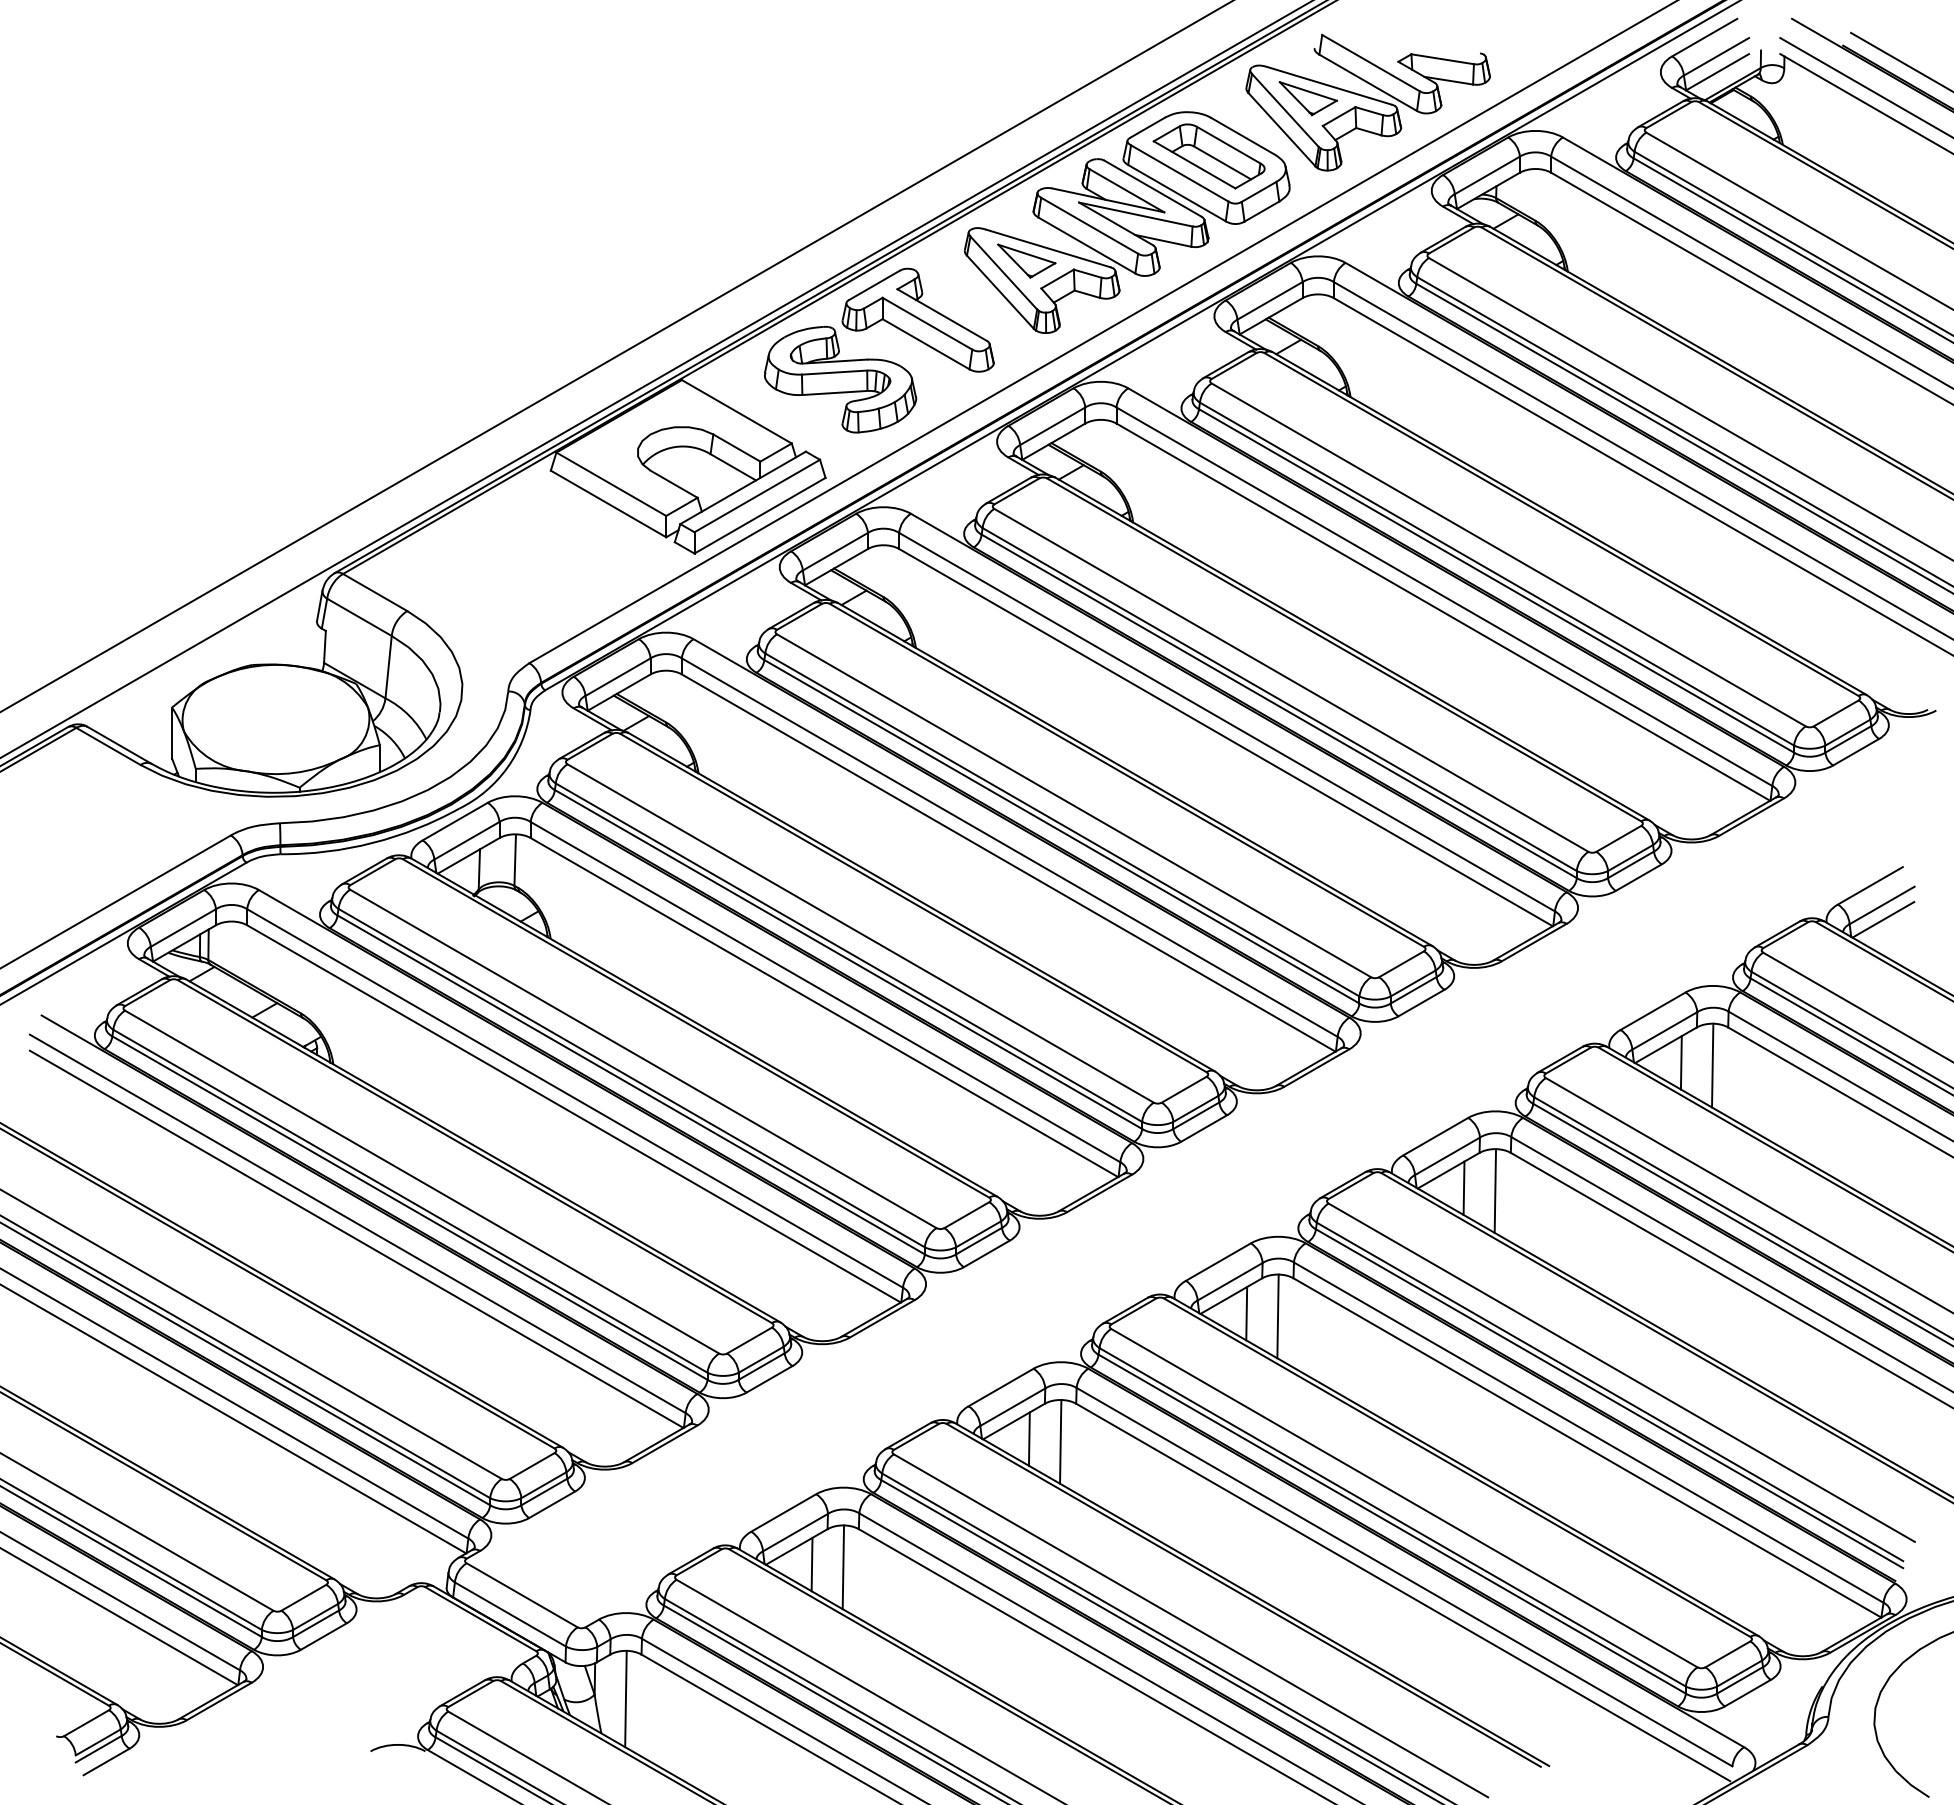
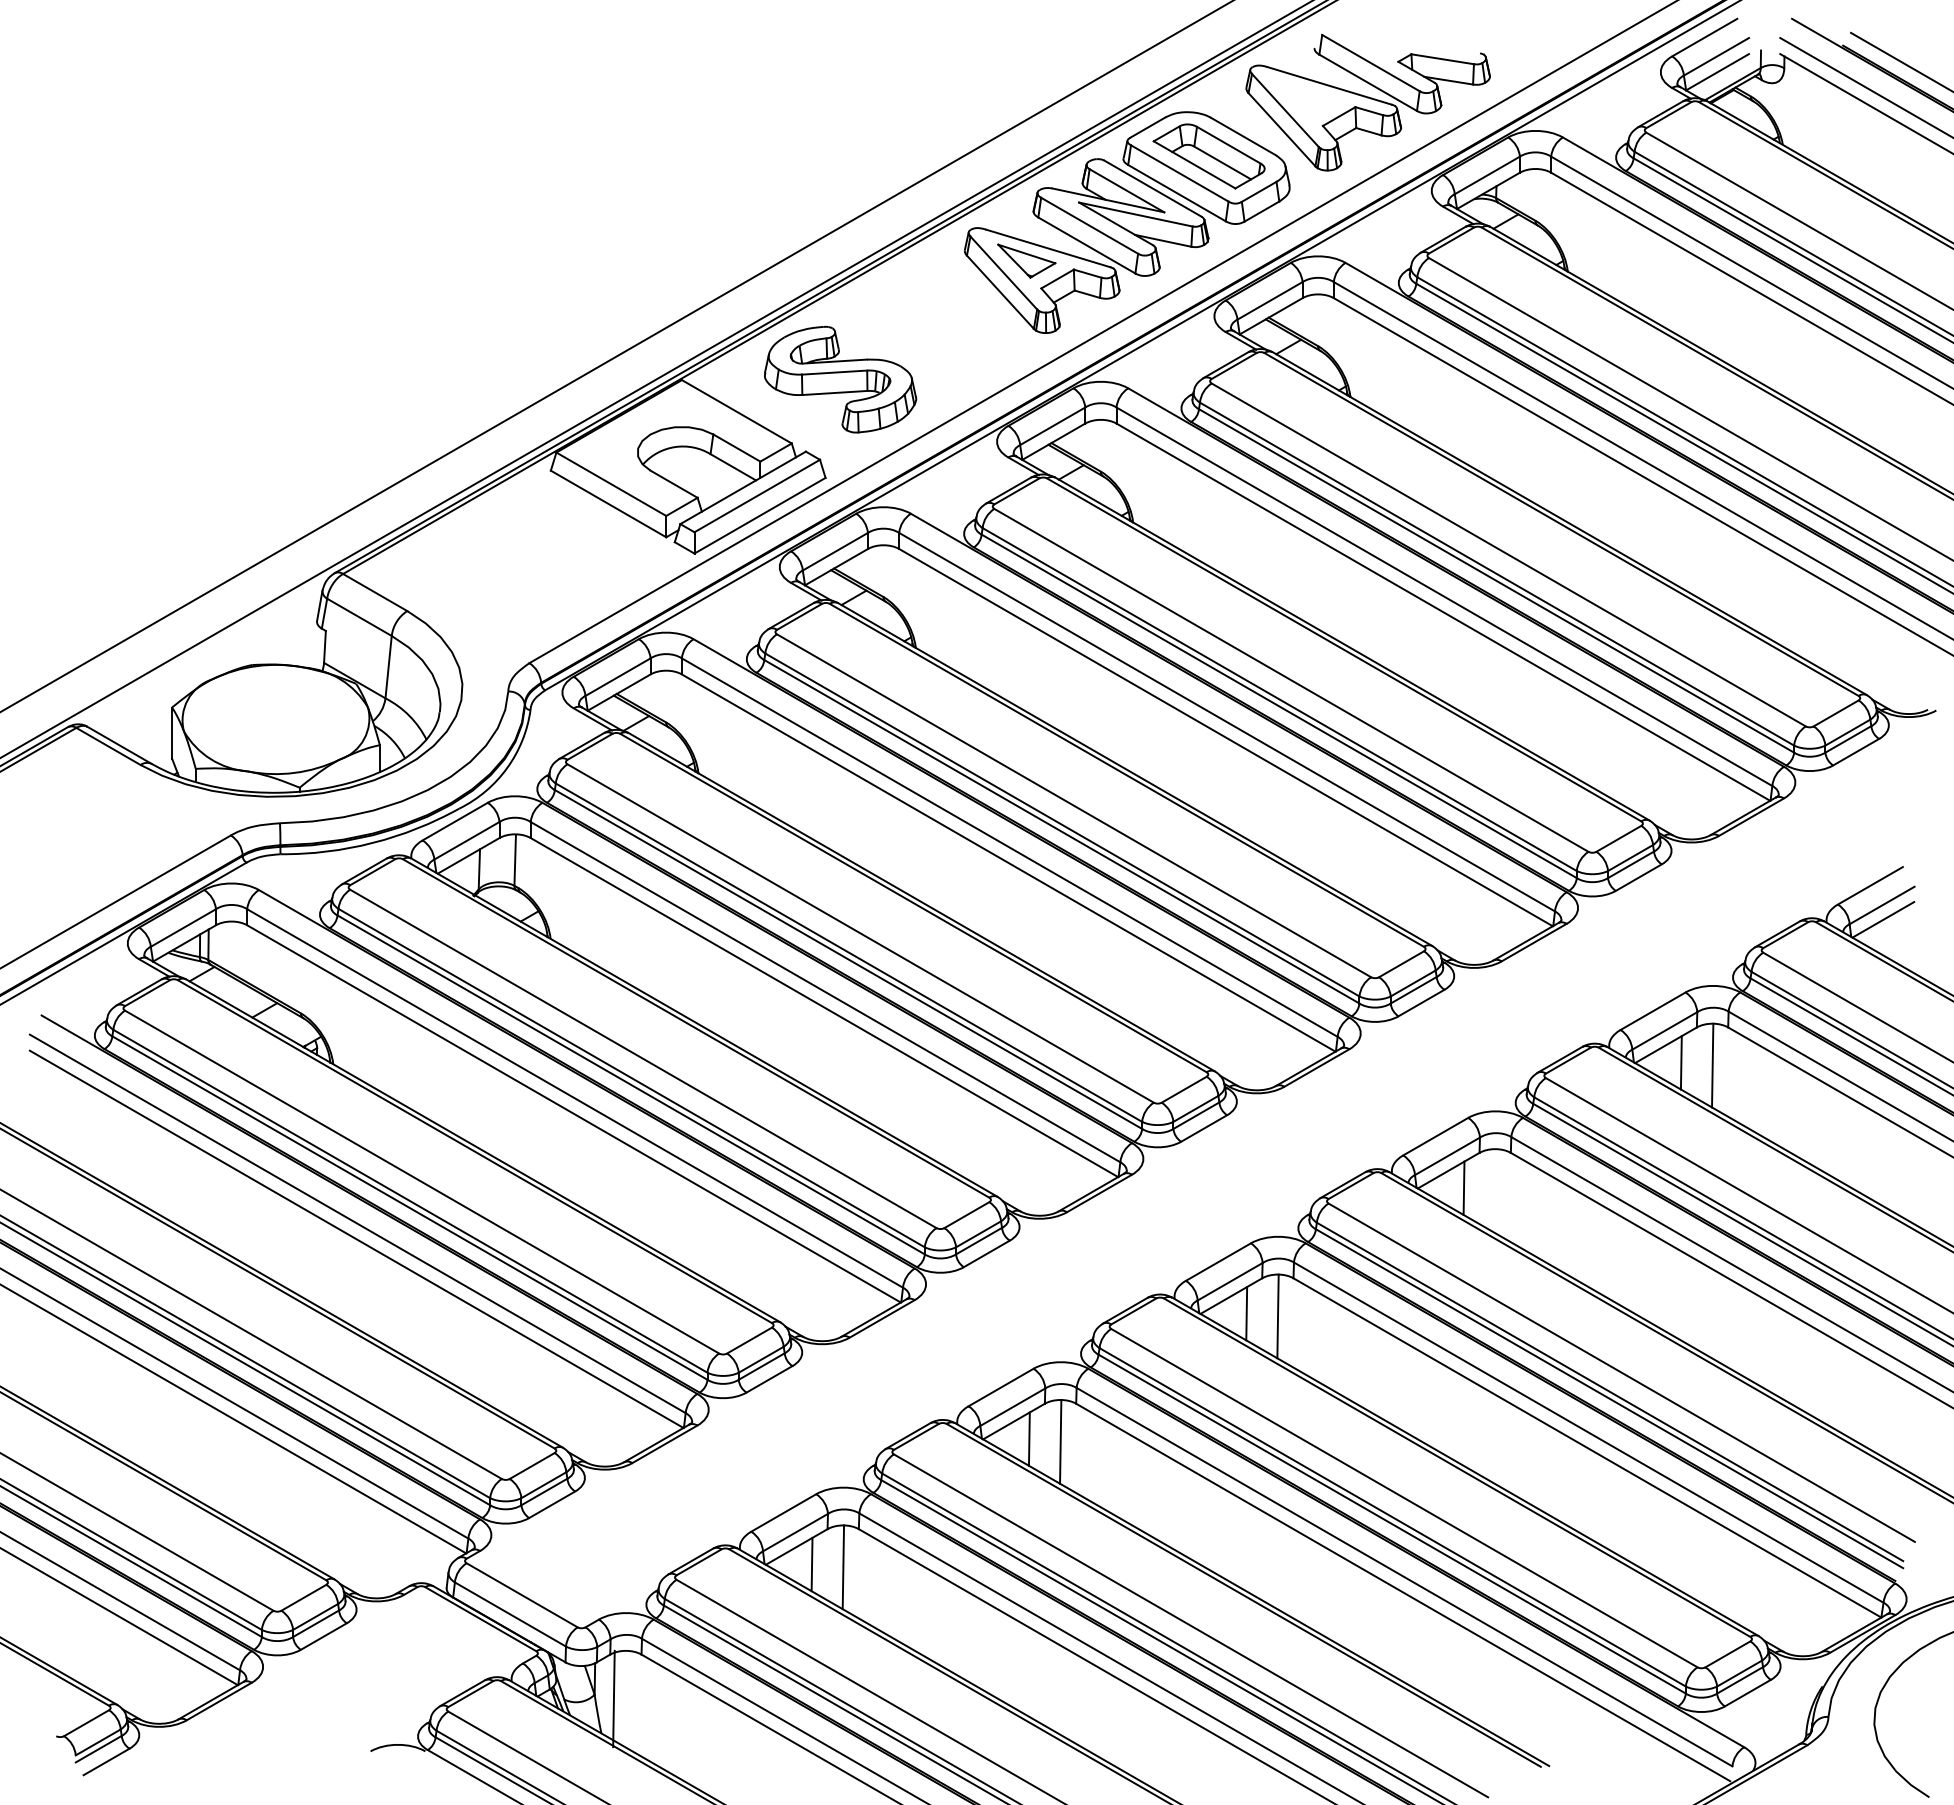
part: present -> none (1307, 98)
part: present -> none (917, 319)
line: present -> none (1495, 1190)
line position: (625, 1698) -> (613, 1698) (613, 1698)
